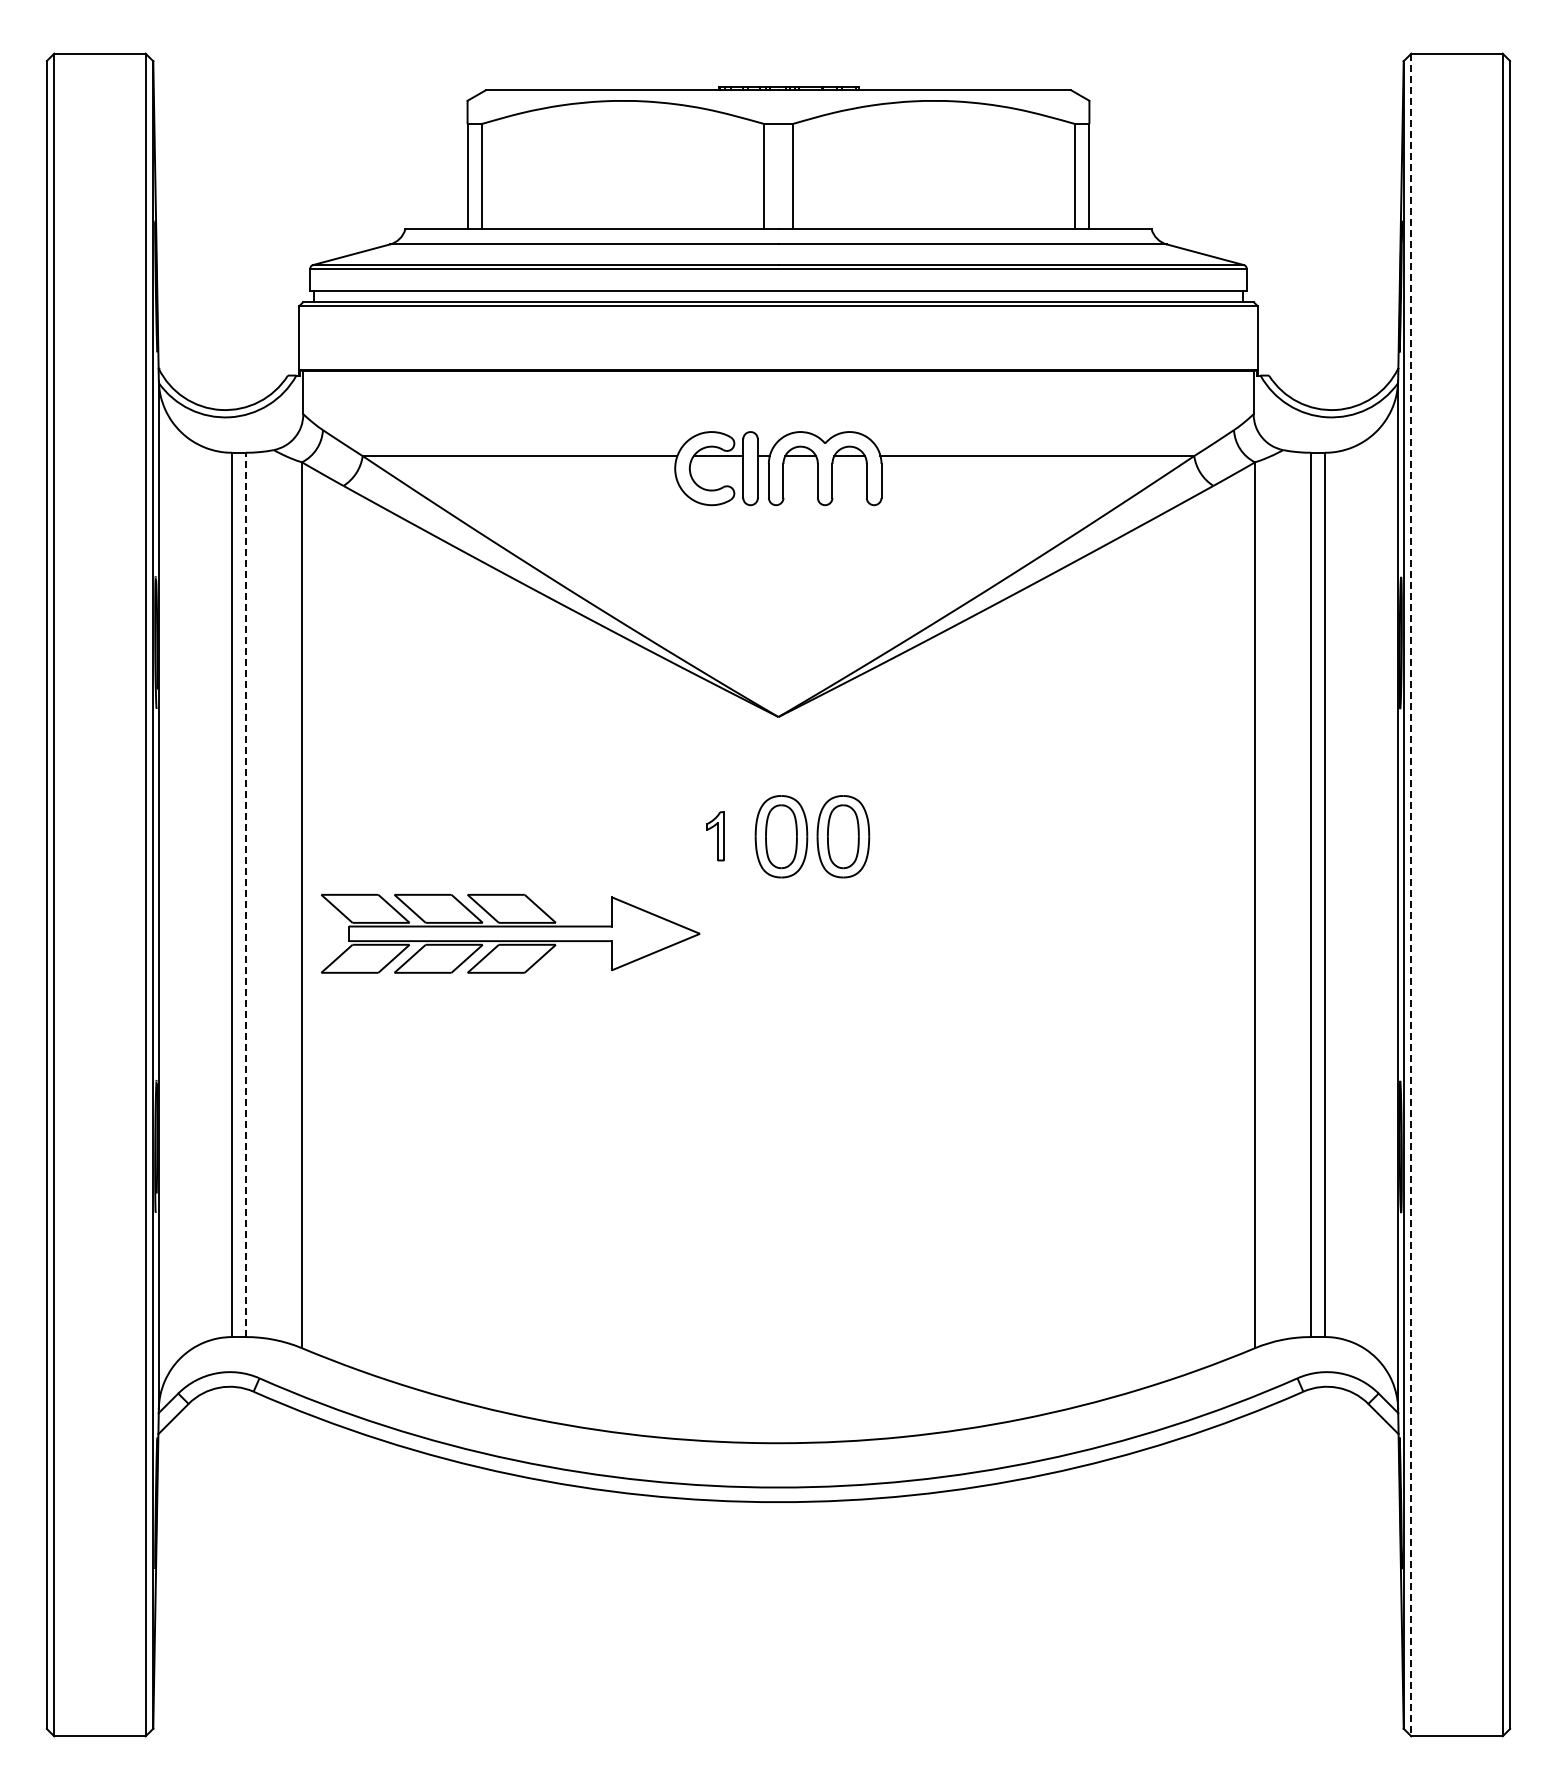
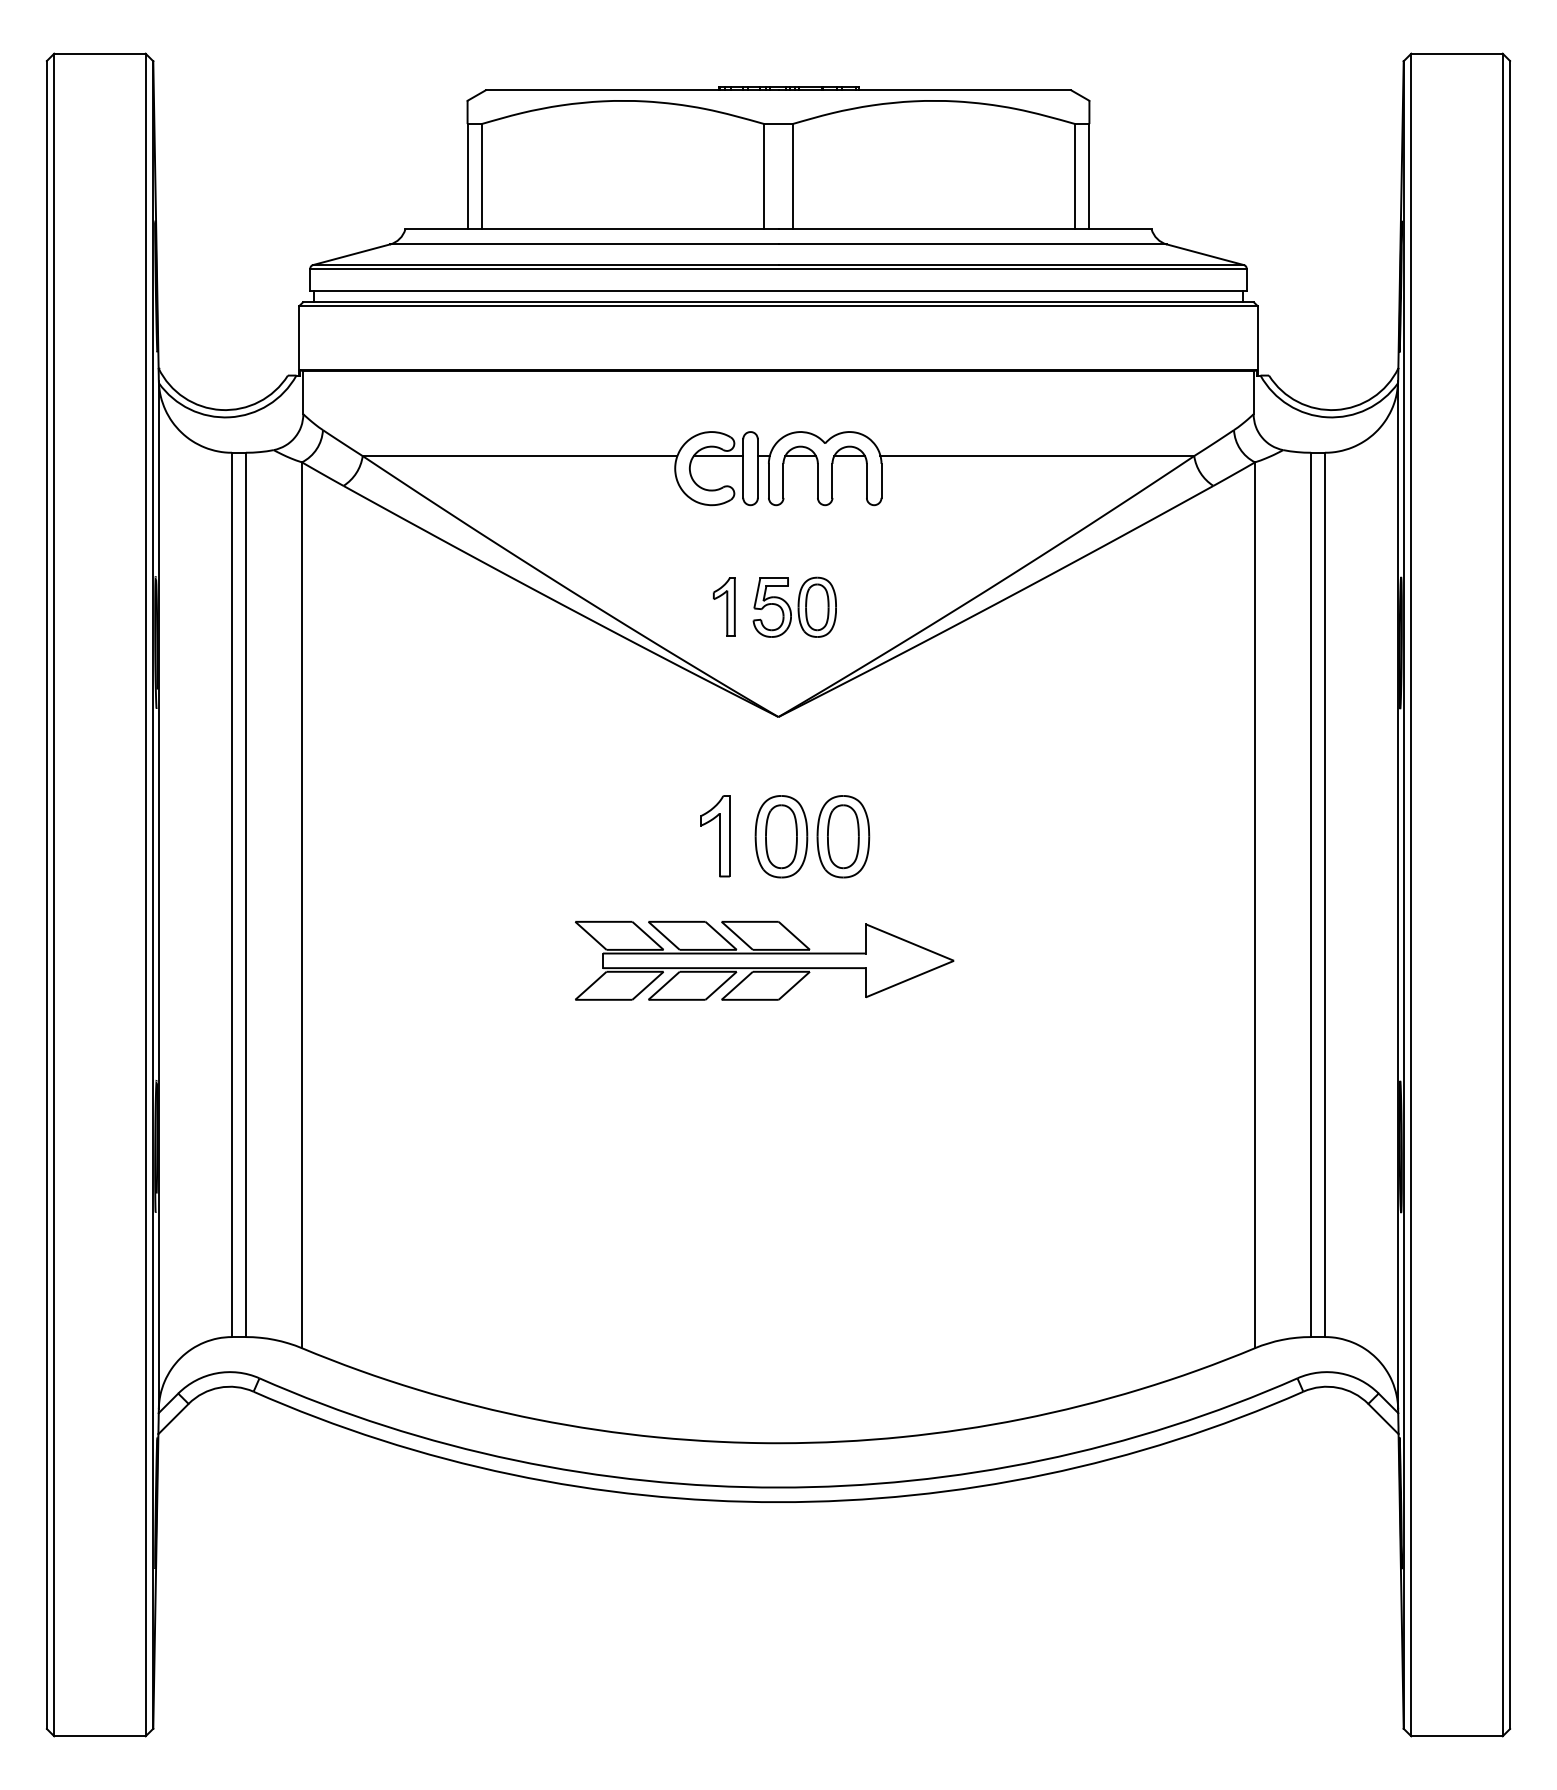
part: none -> present (723, 606)
part: none -> present (794, 606)
part size: 19x51 px -> 31x83 px (715, 836)
line: dashed -> solid (245, 894)
line: dashed -> solid (1411, 895)
part position: (510, 933) -> (764, 960) (764, 960)
